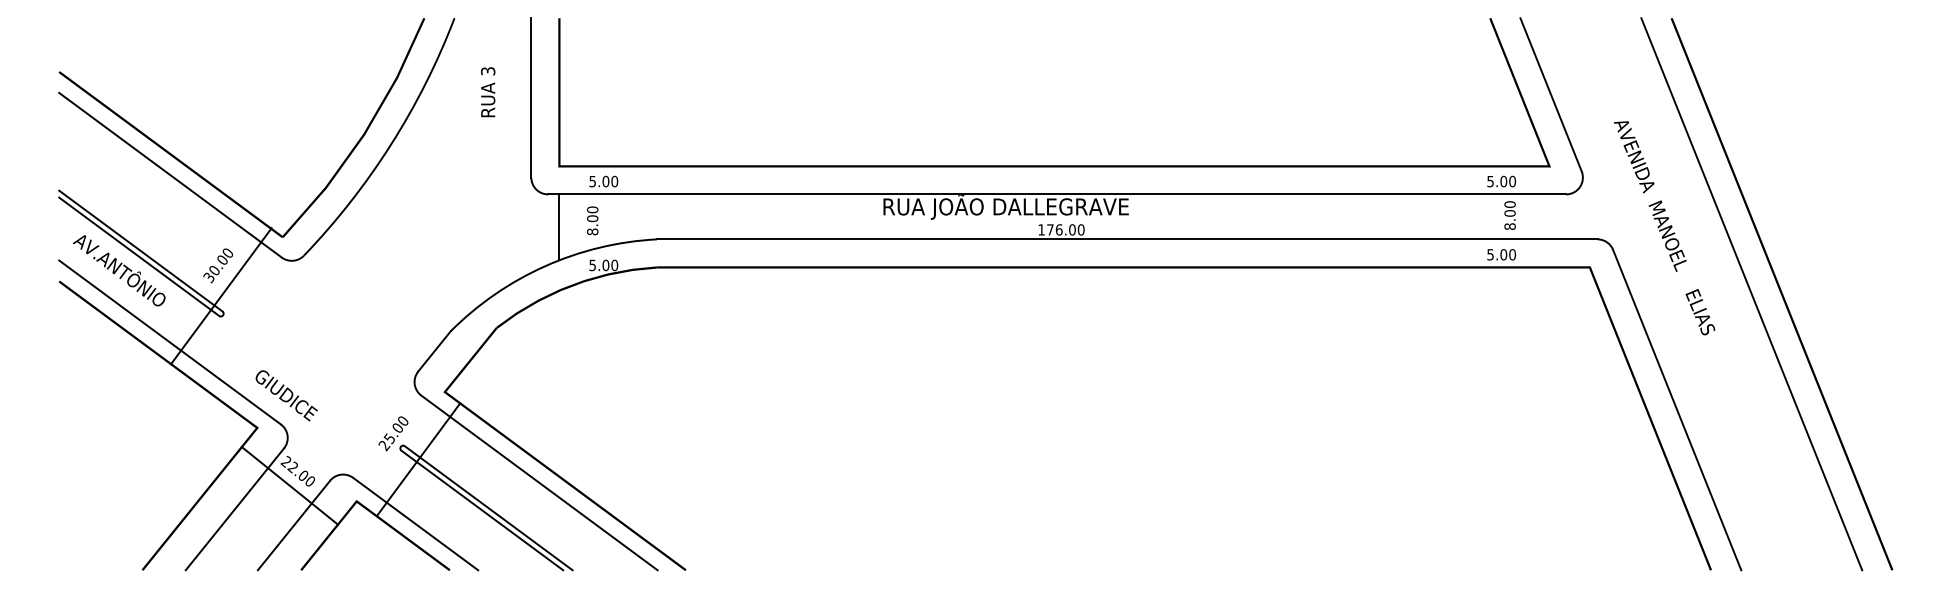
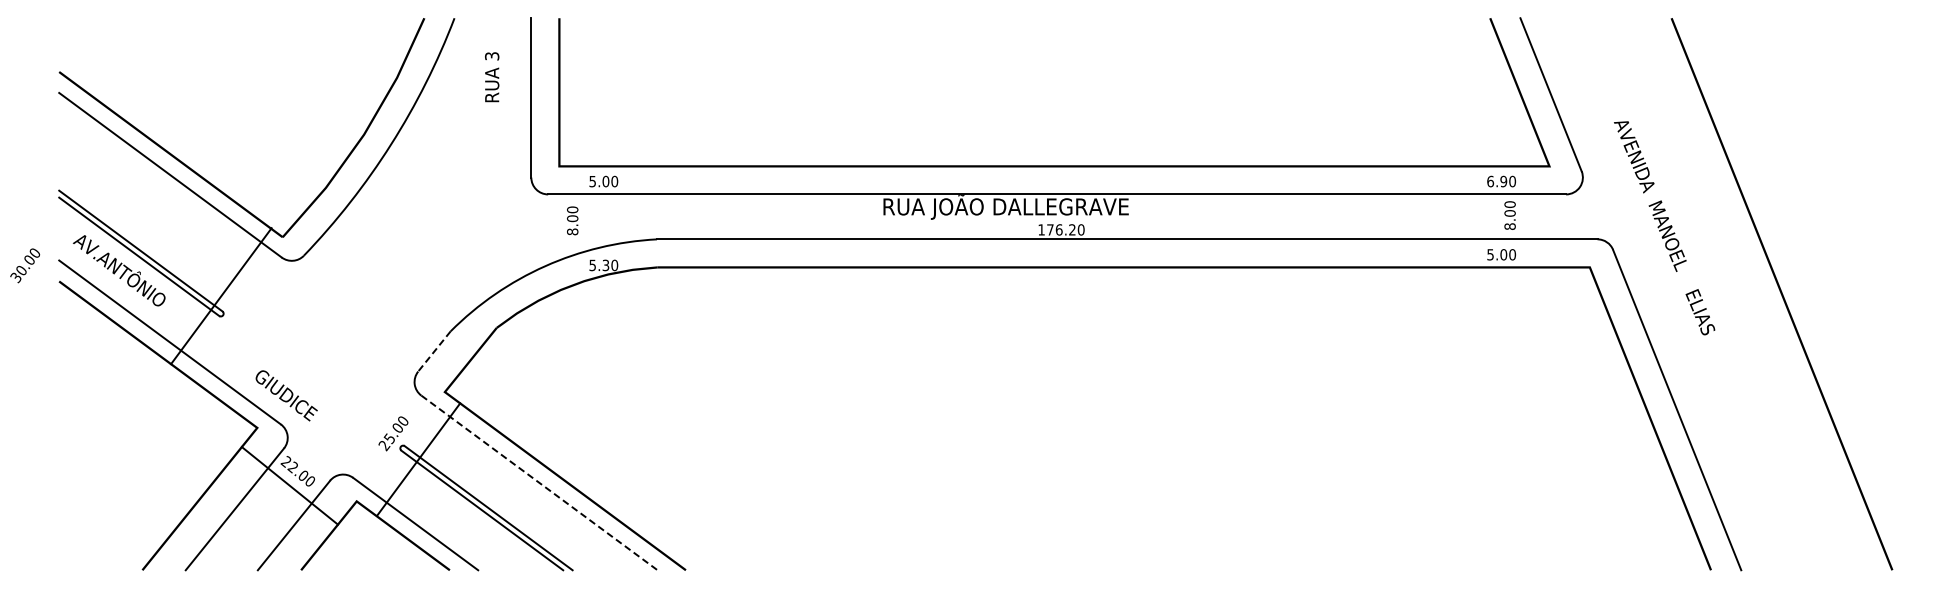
text position: (488, 92) -> (492, 77) (492, 77)
text: 5.00 -> 6.90 (1497, 181)
text position: (592, 220) -> (572, 220) (572, 220)
line: present -> none (559, 227)
text: 176.00 -> 176.20 (1072, 229)
text position: (218, 265) -> (25, 265) (25, 265)
text: 5.00 -> 5.30 (605, 265)
line: present -> none (1751, 294)
line: solid -> dashed (434, 351)
line: solid -> dashed (539, 482)
